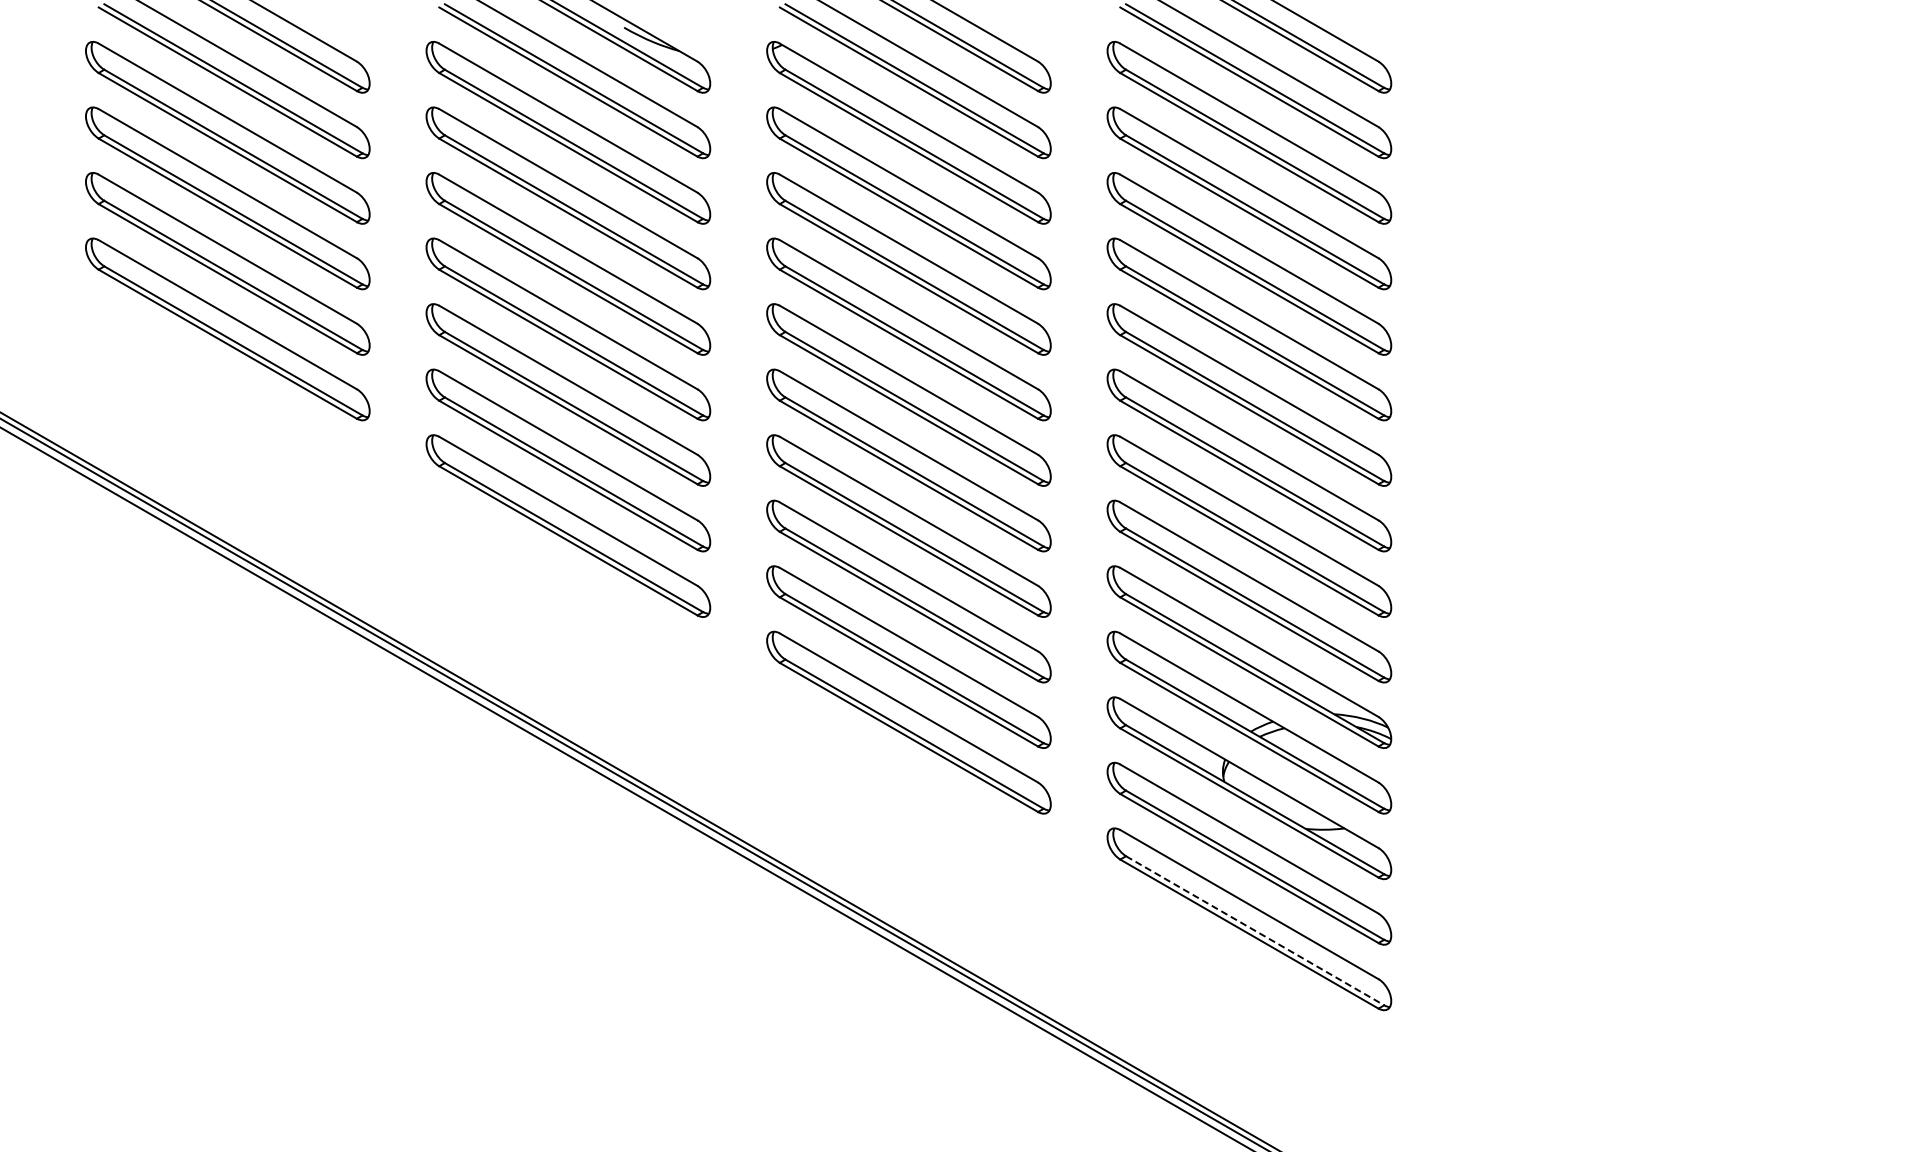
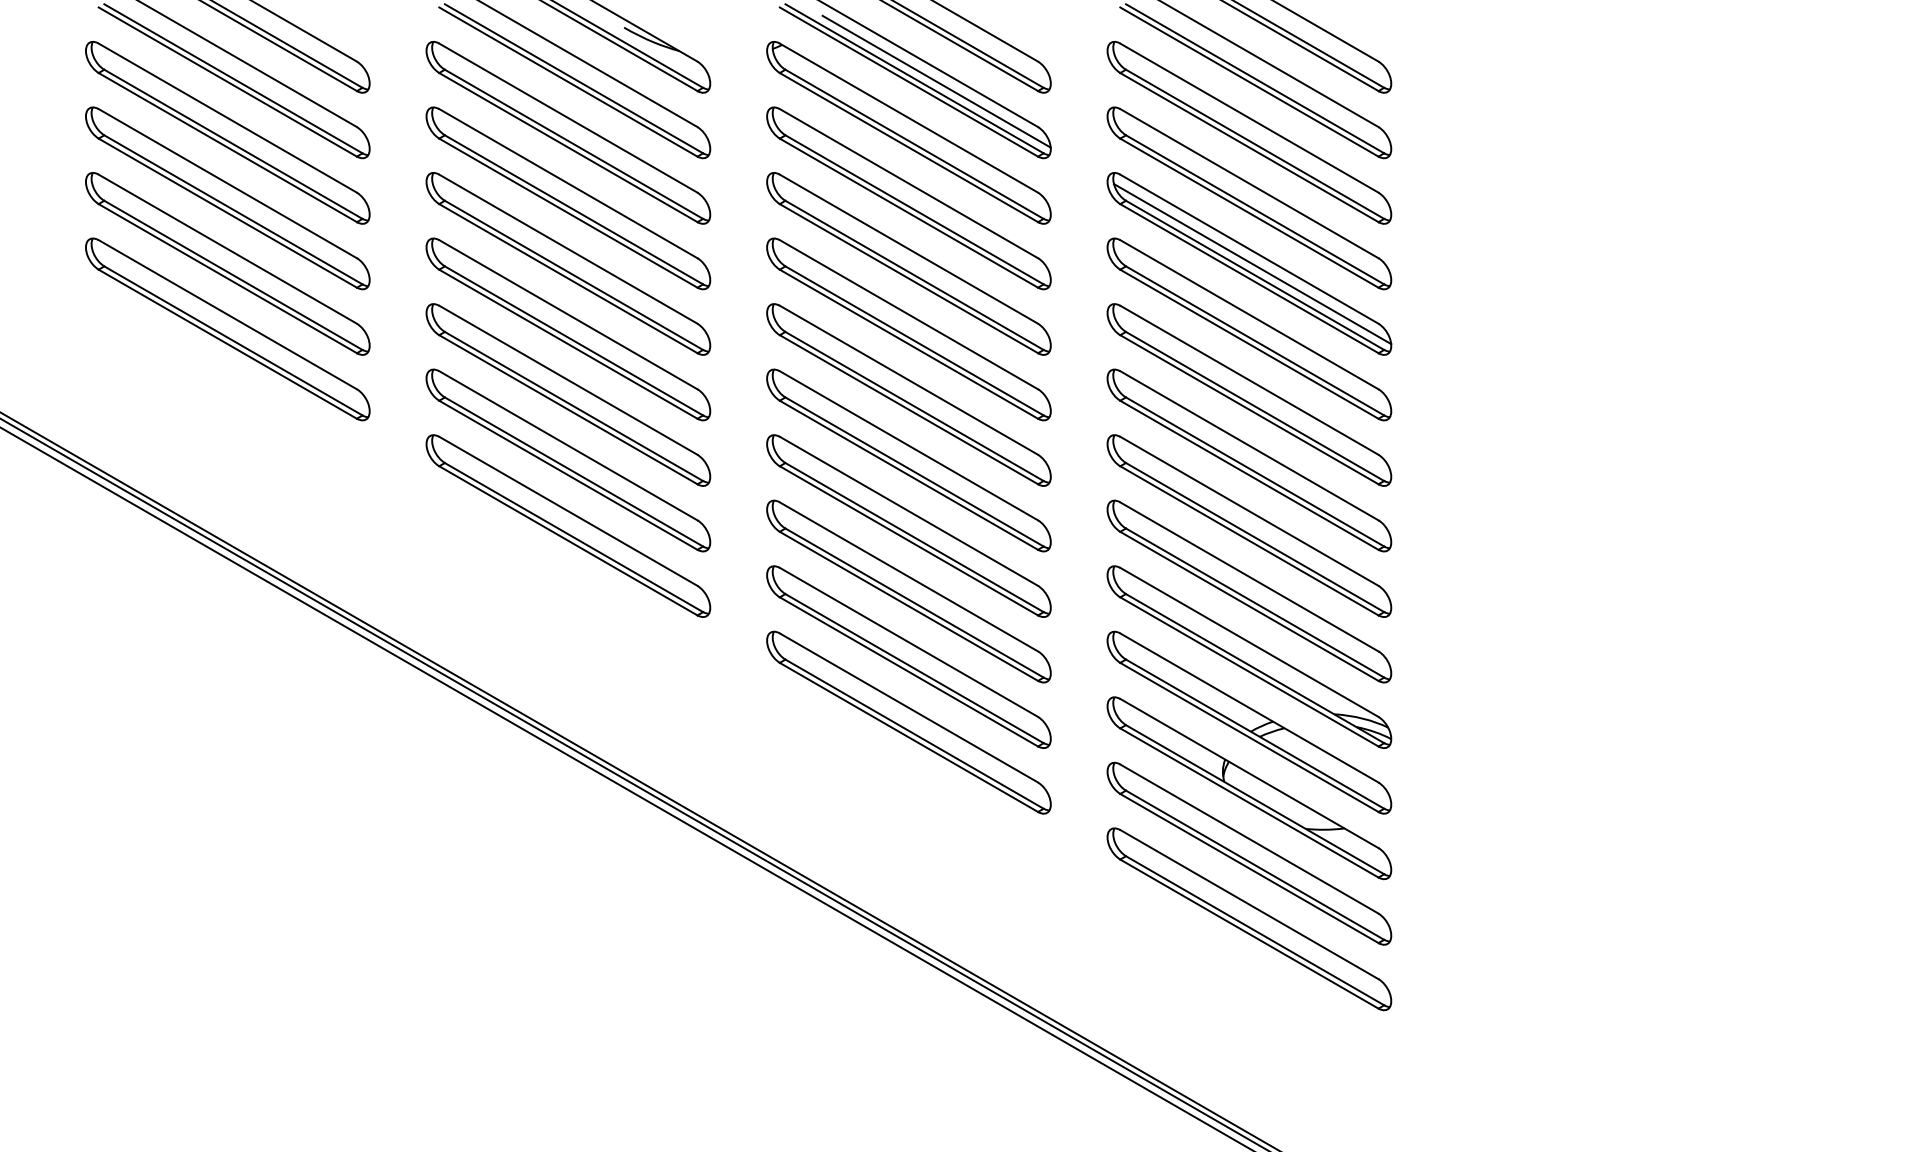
line: none -> present (936, 81)
line: none -> present (1252, 264)
line: dashed -> solid (1255, 931)
